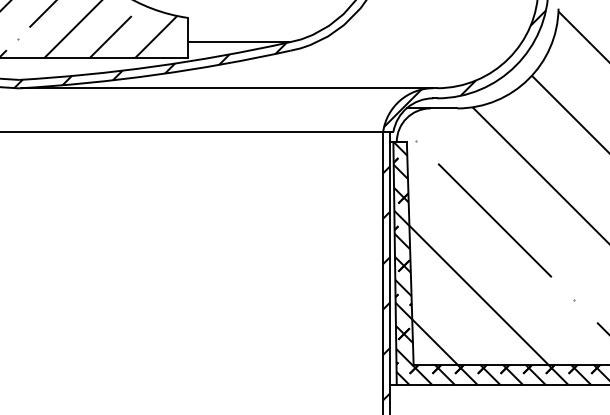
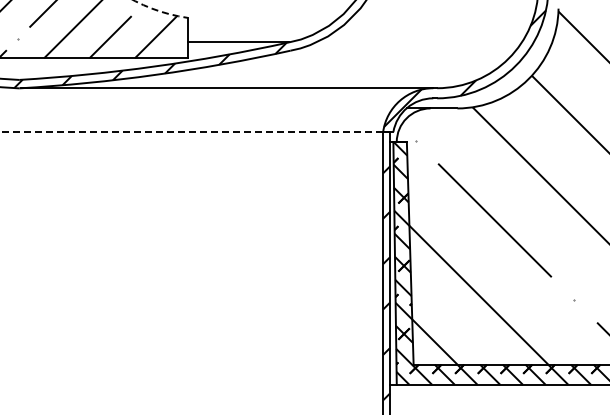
arc: solid -> dashed (159, 11)
line: solid -> dashed (191, 132)
